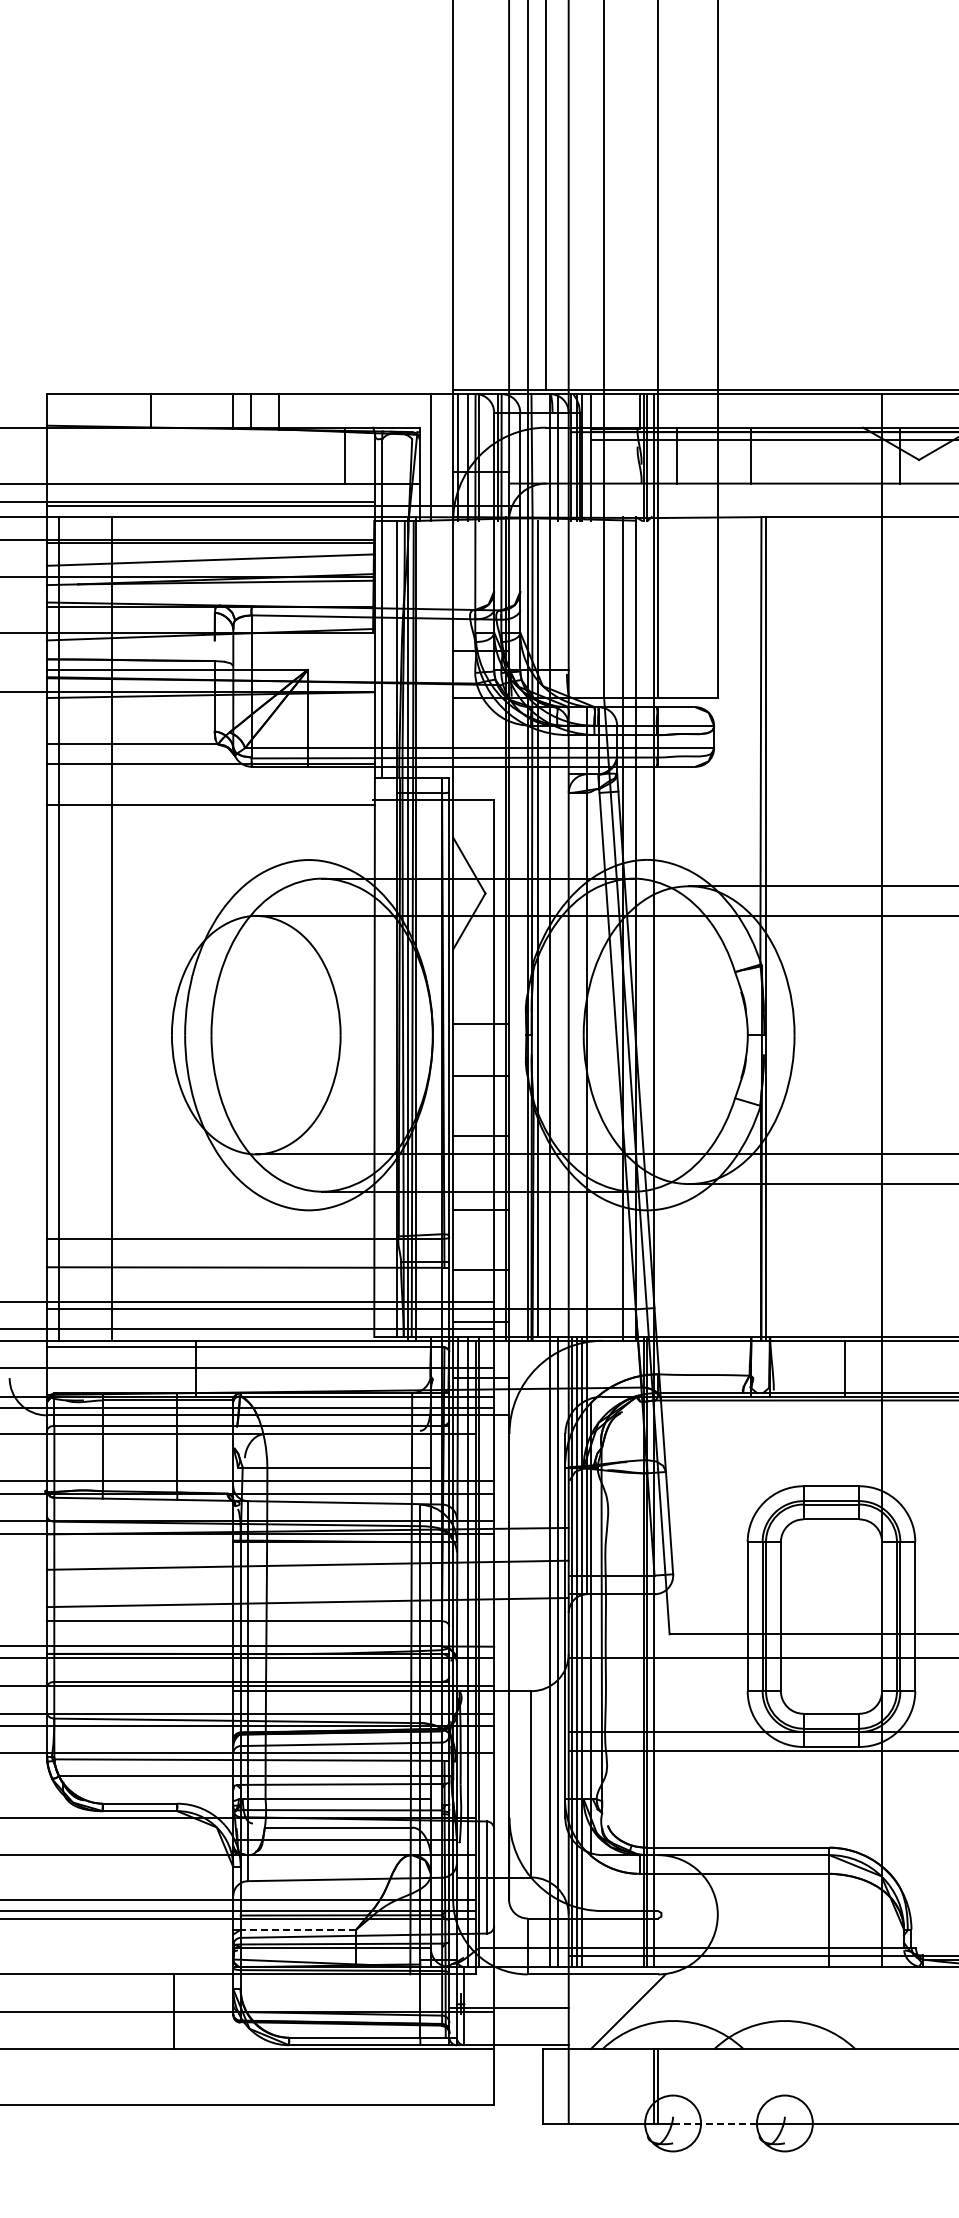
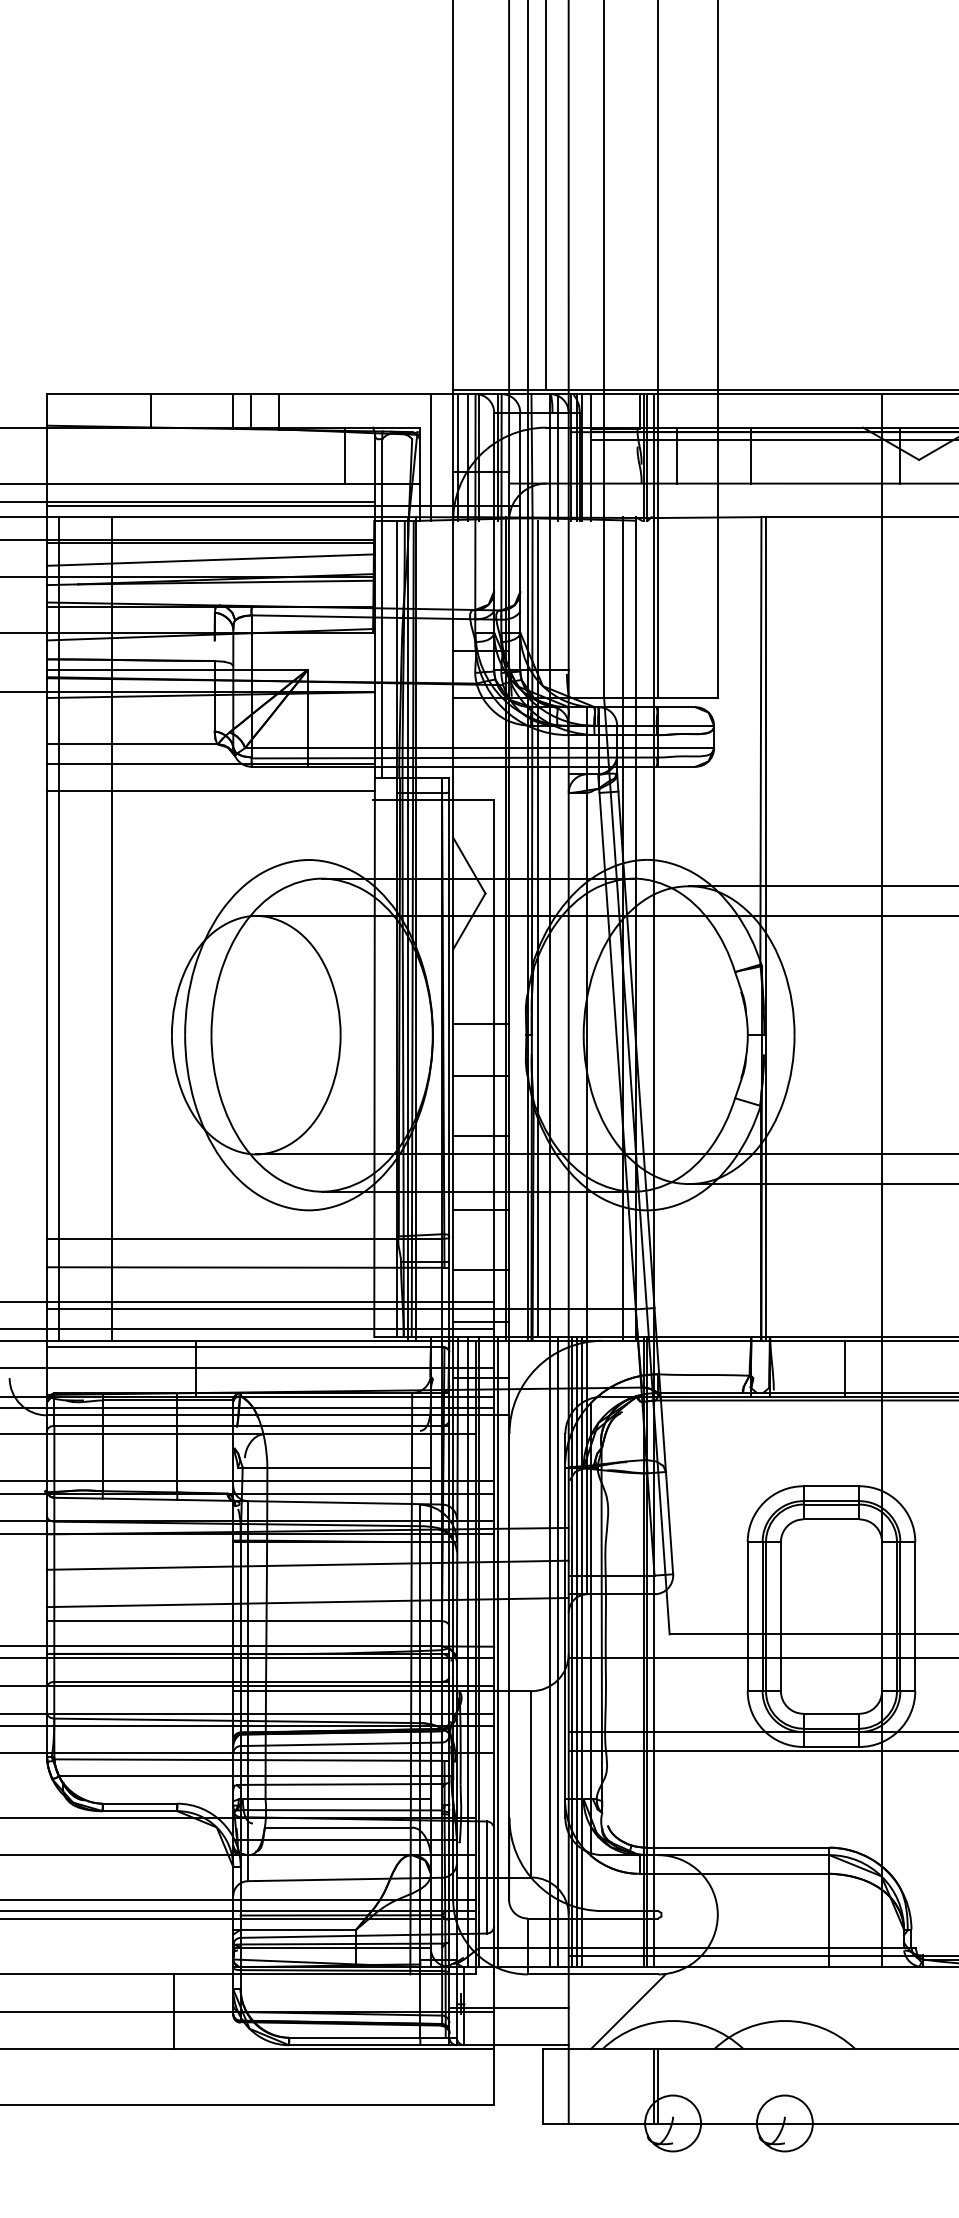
line position: (210, 805) -> (210, 791) (210, 791)
line: none -> present (497, 1651)
line: dashed -> solid (298, 1929)
line: dashed -> solid (715, 2123)
